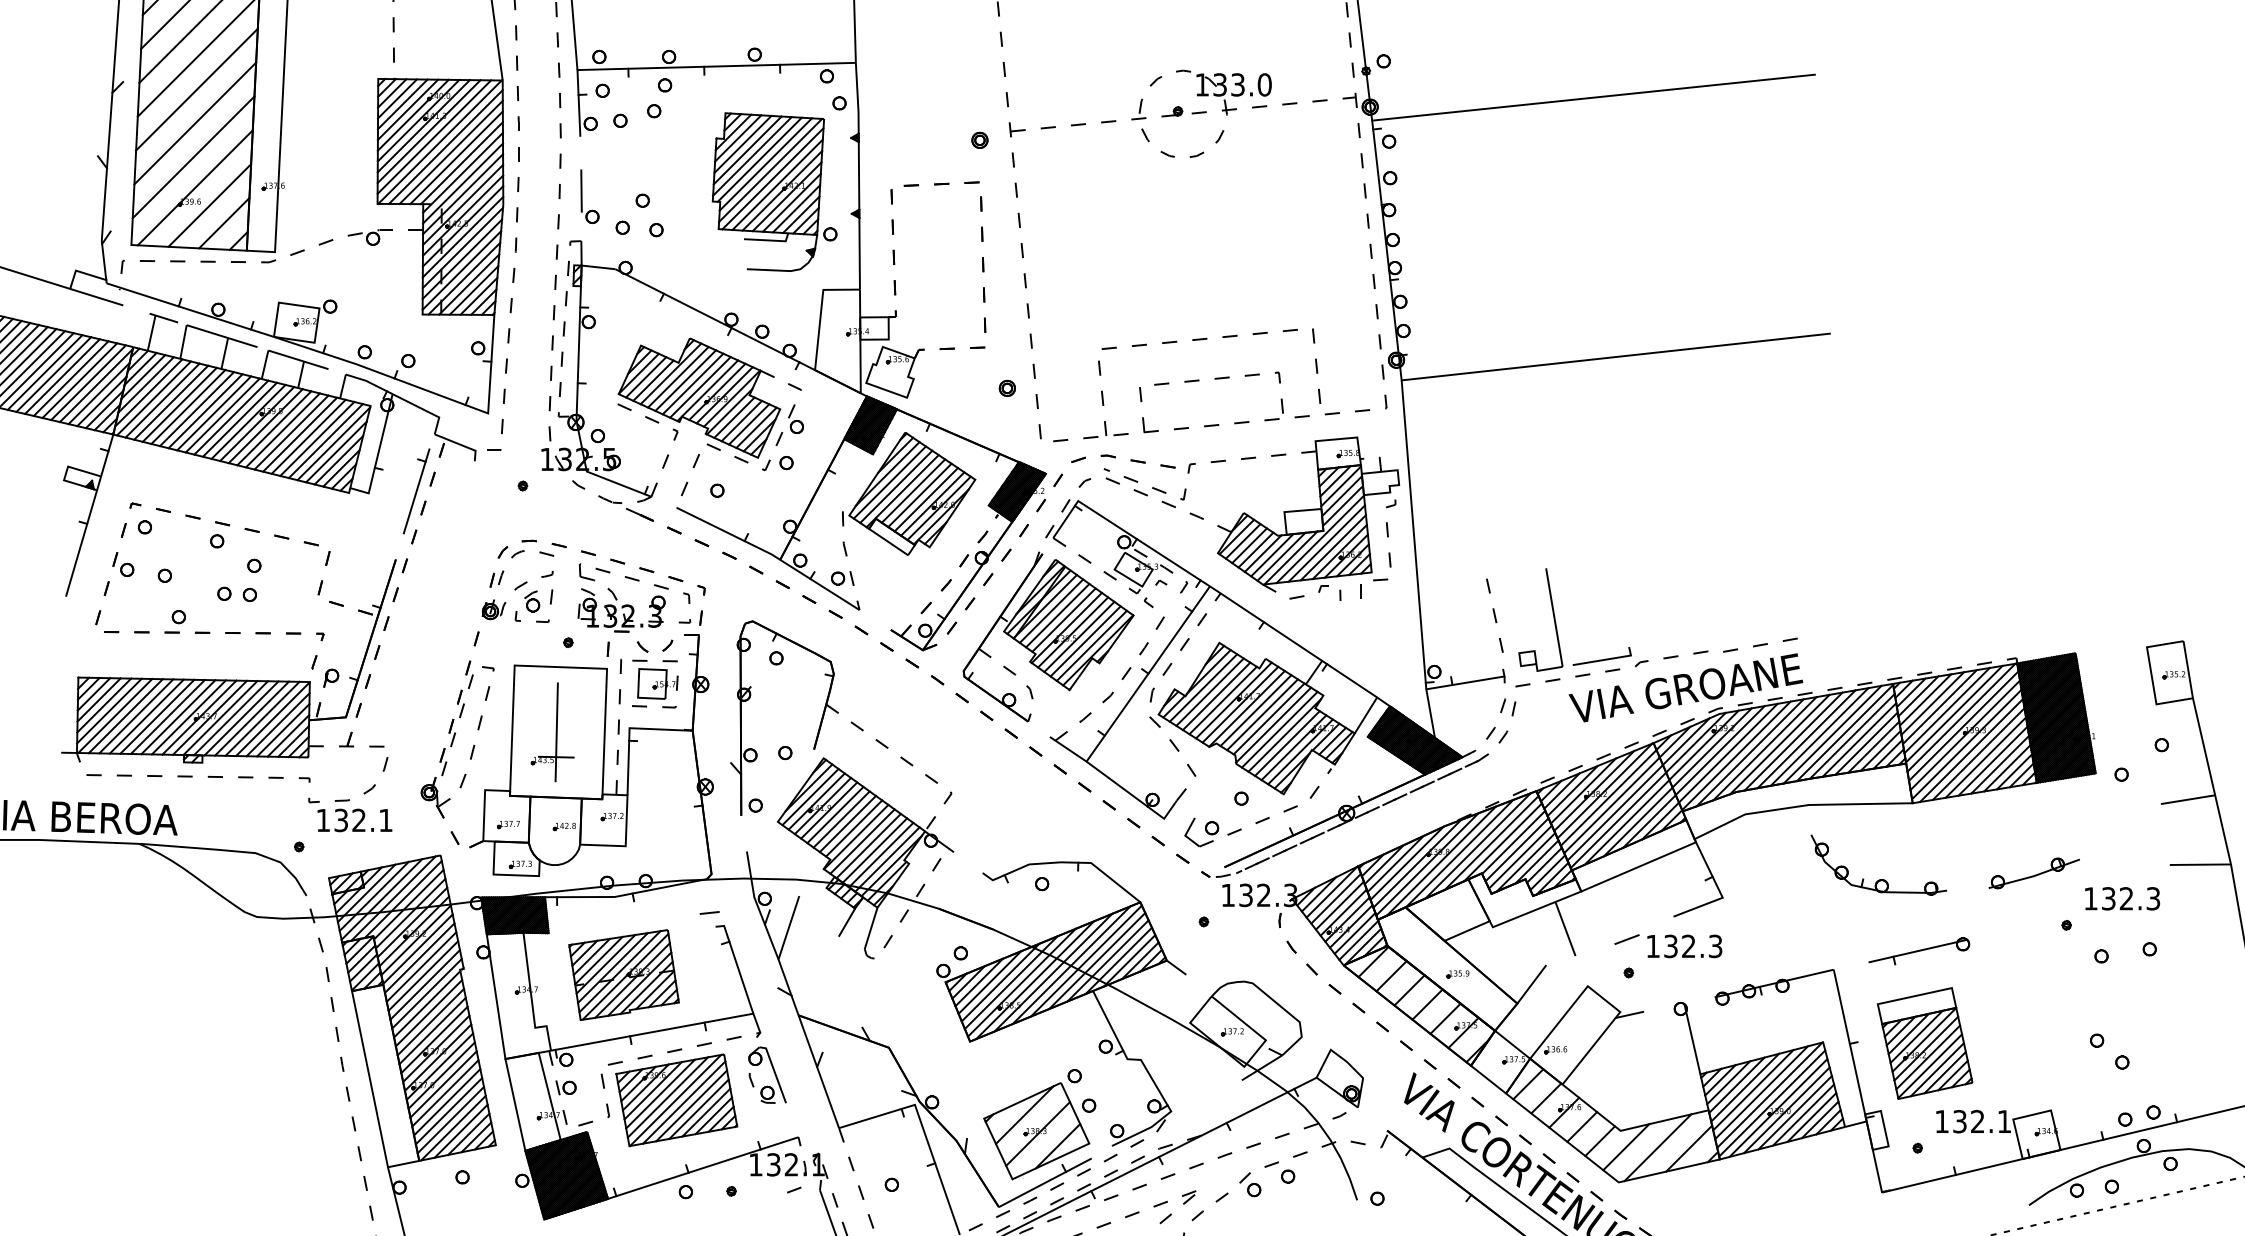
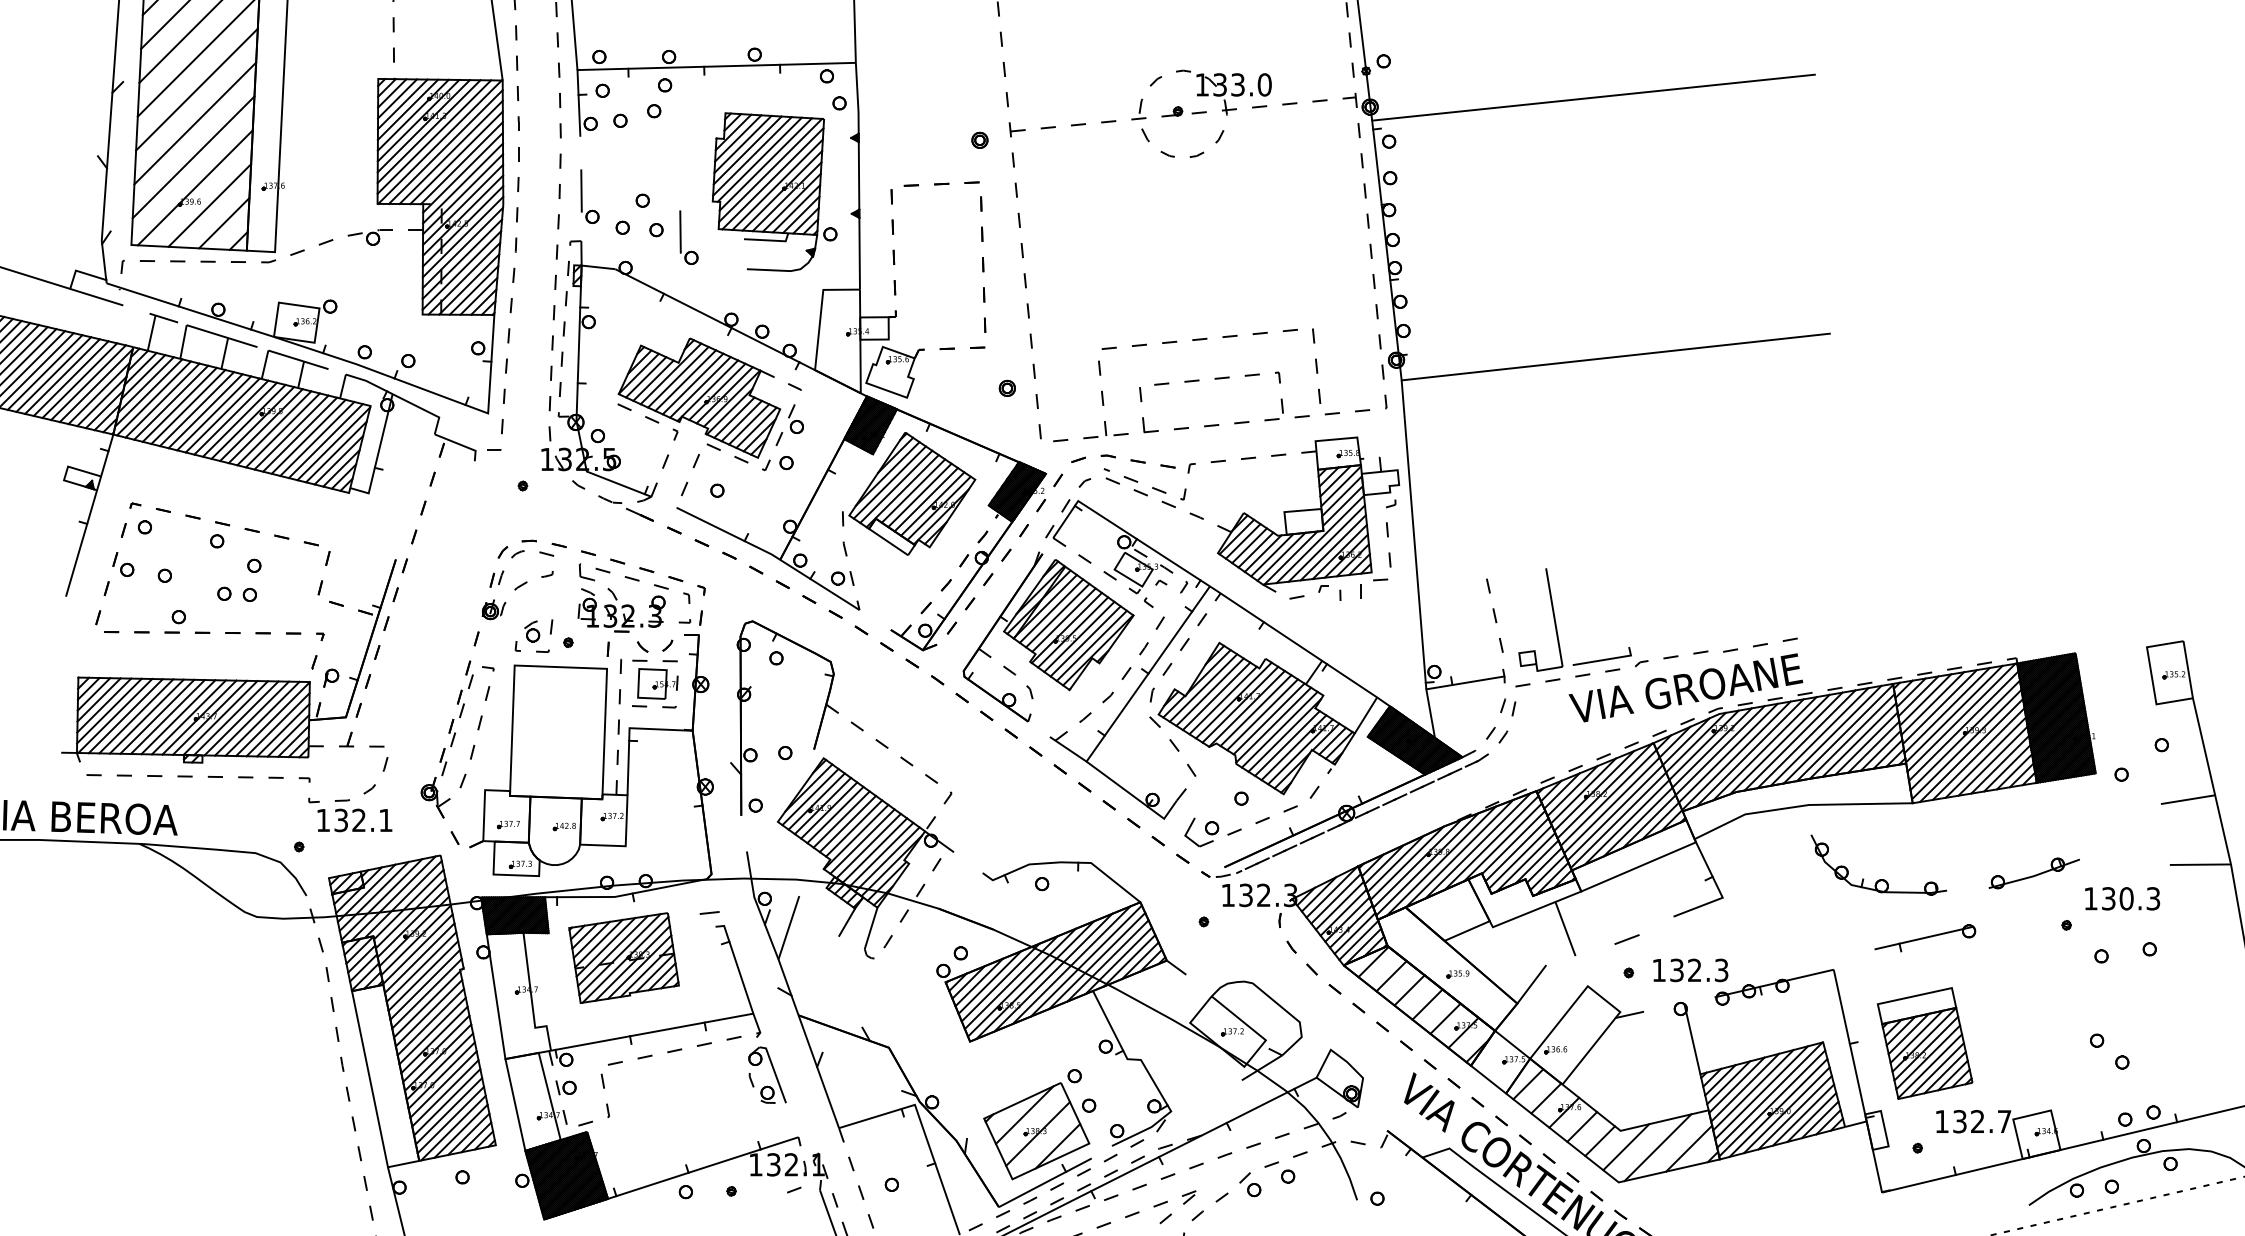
part: none -> present (681, 237)
part: present -> none (416, 491)
part position: (533, 605) -> (533, 635) (533, 635)
part: present -> none (552, 732)
text: 132.3 -> 130.3 (2126, 898)
text position: (1684, 946) -> (1690, 970) (1690, 970)
part position: (1919, 951) -> (1925, 938) (1925, 938)
part position: (623, 974) -> (623, 957) (623, 957)
part: present -> none (676, 1100)
text: 132.1 -> 132.7 (2004, 1121)
